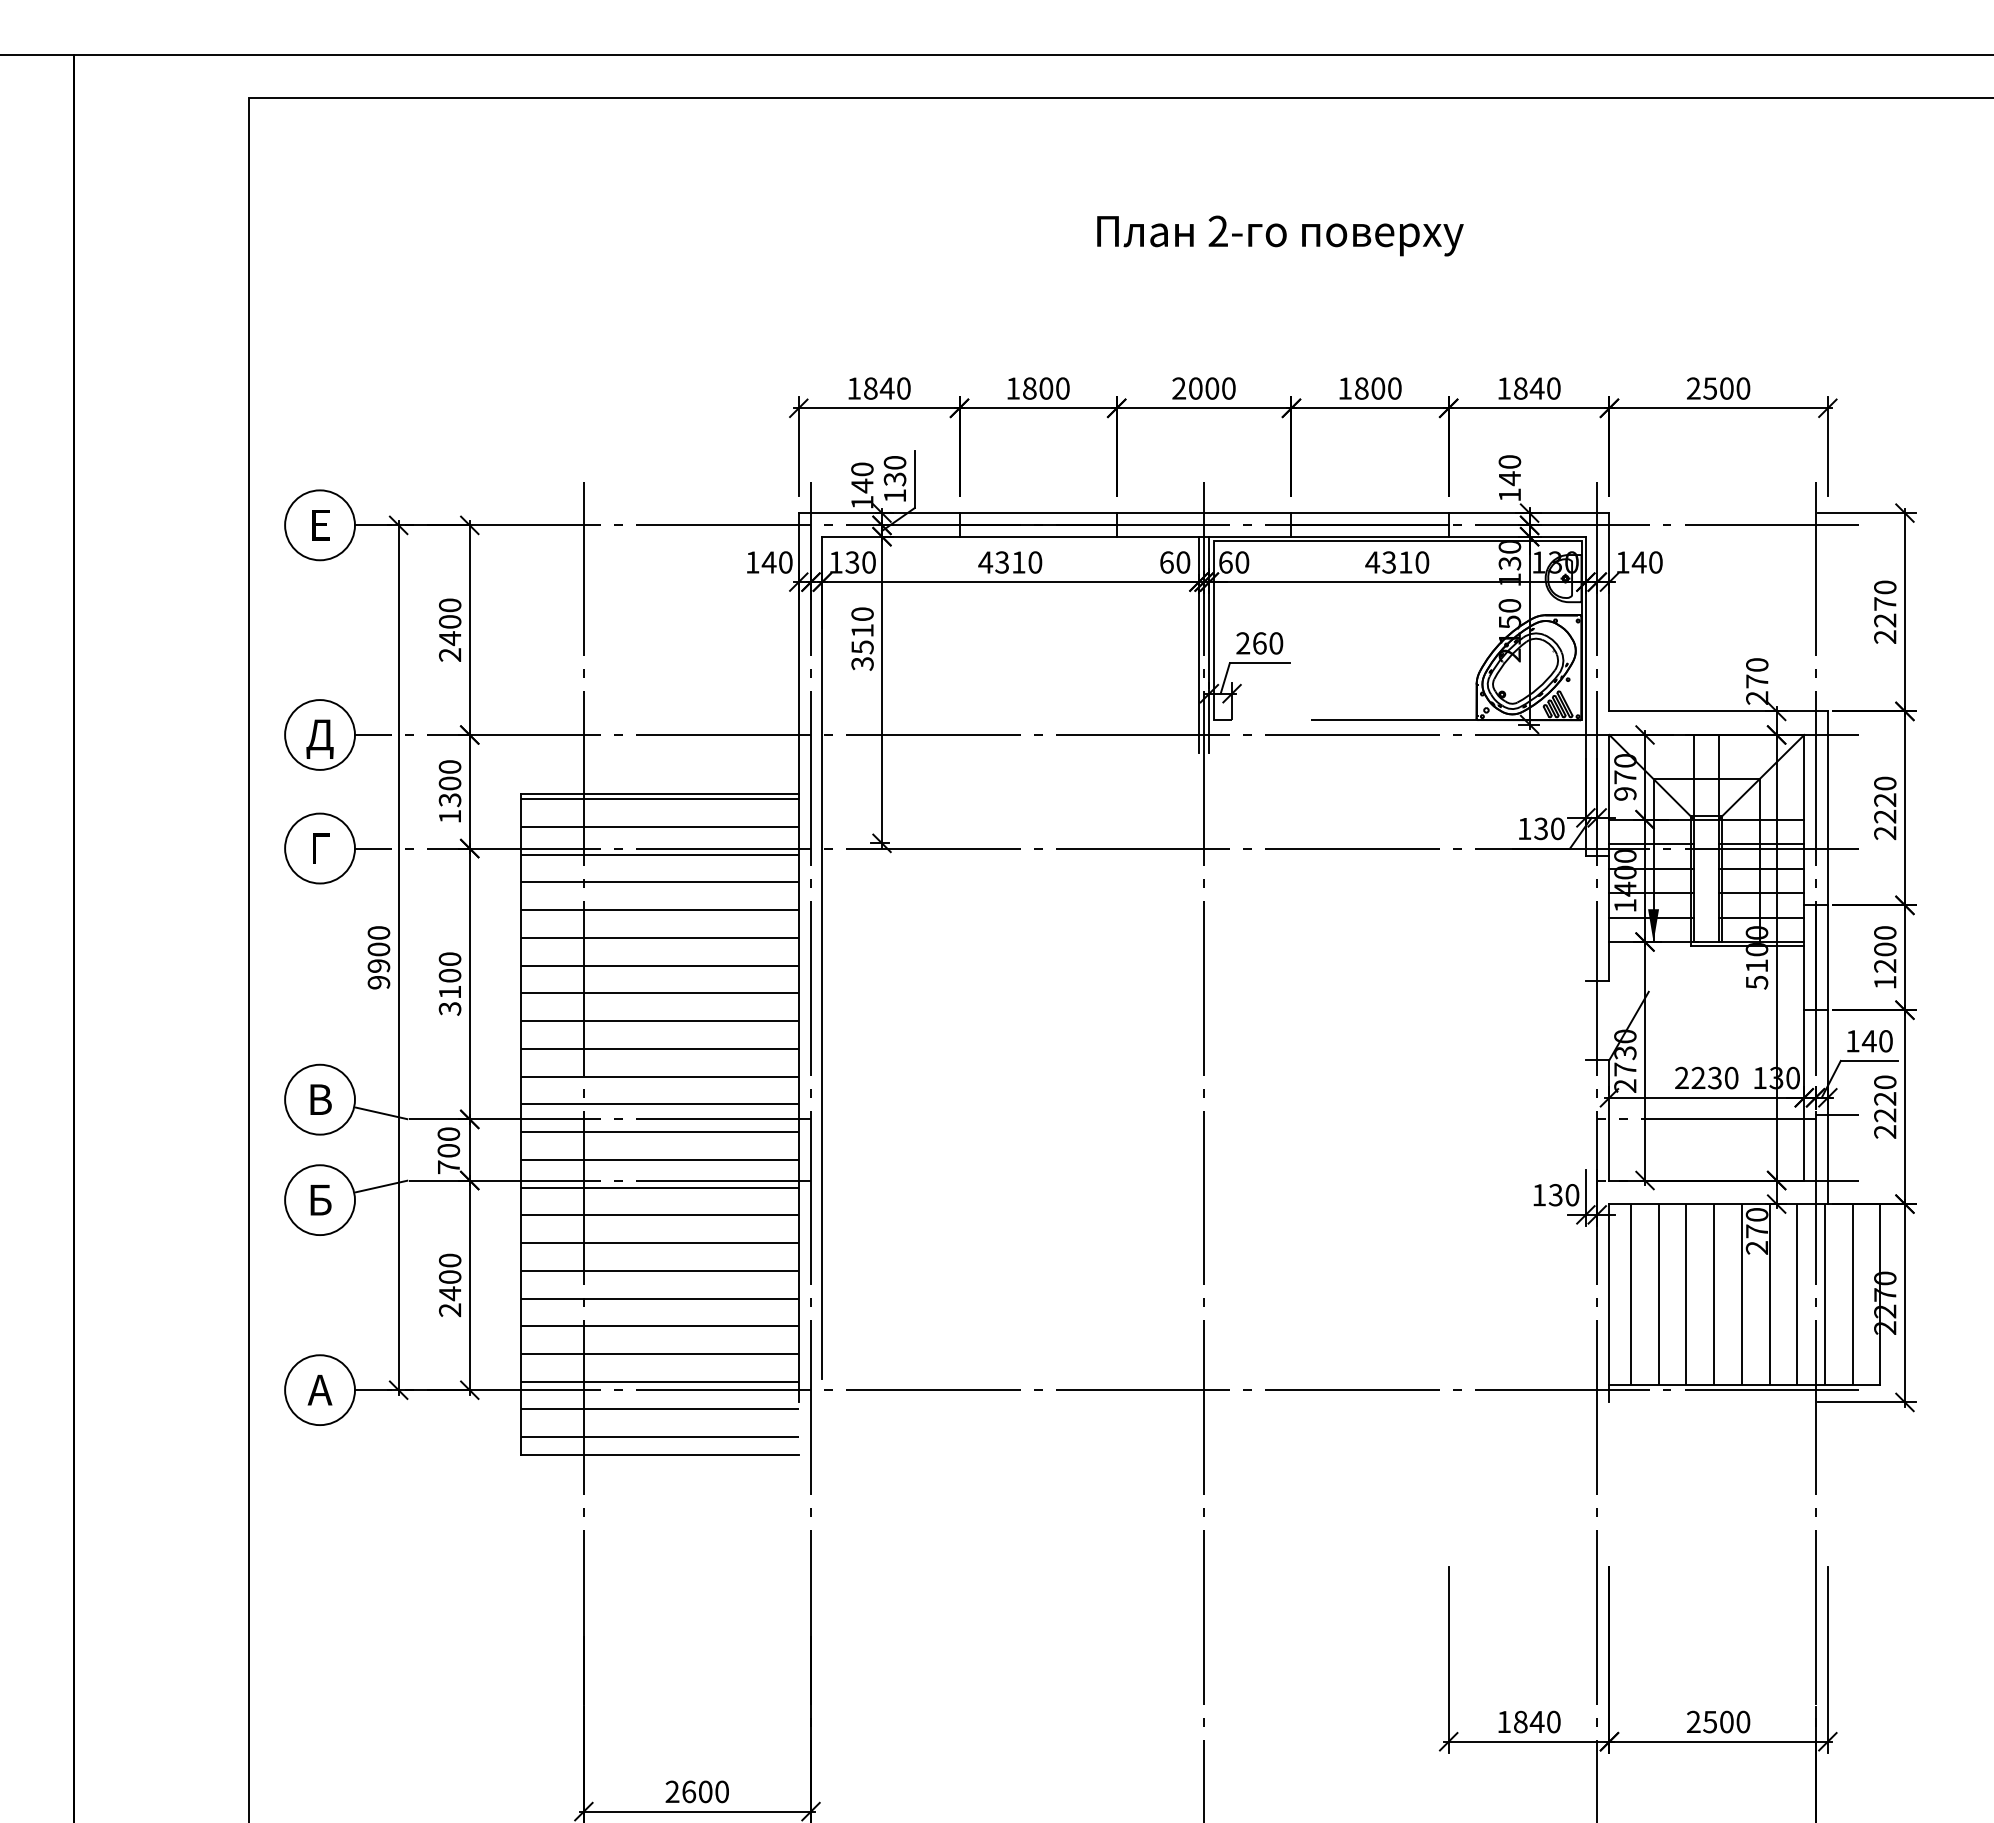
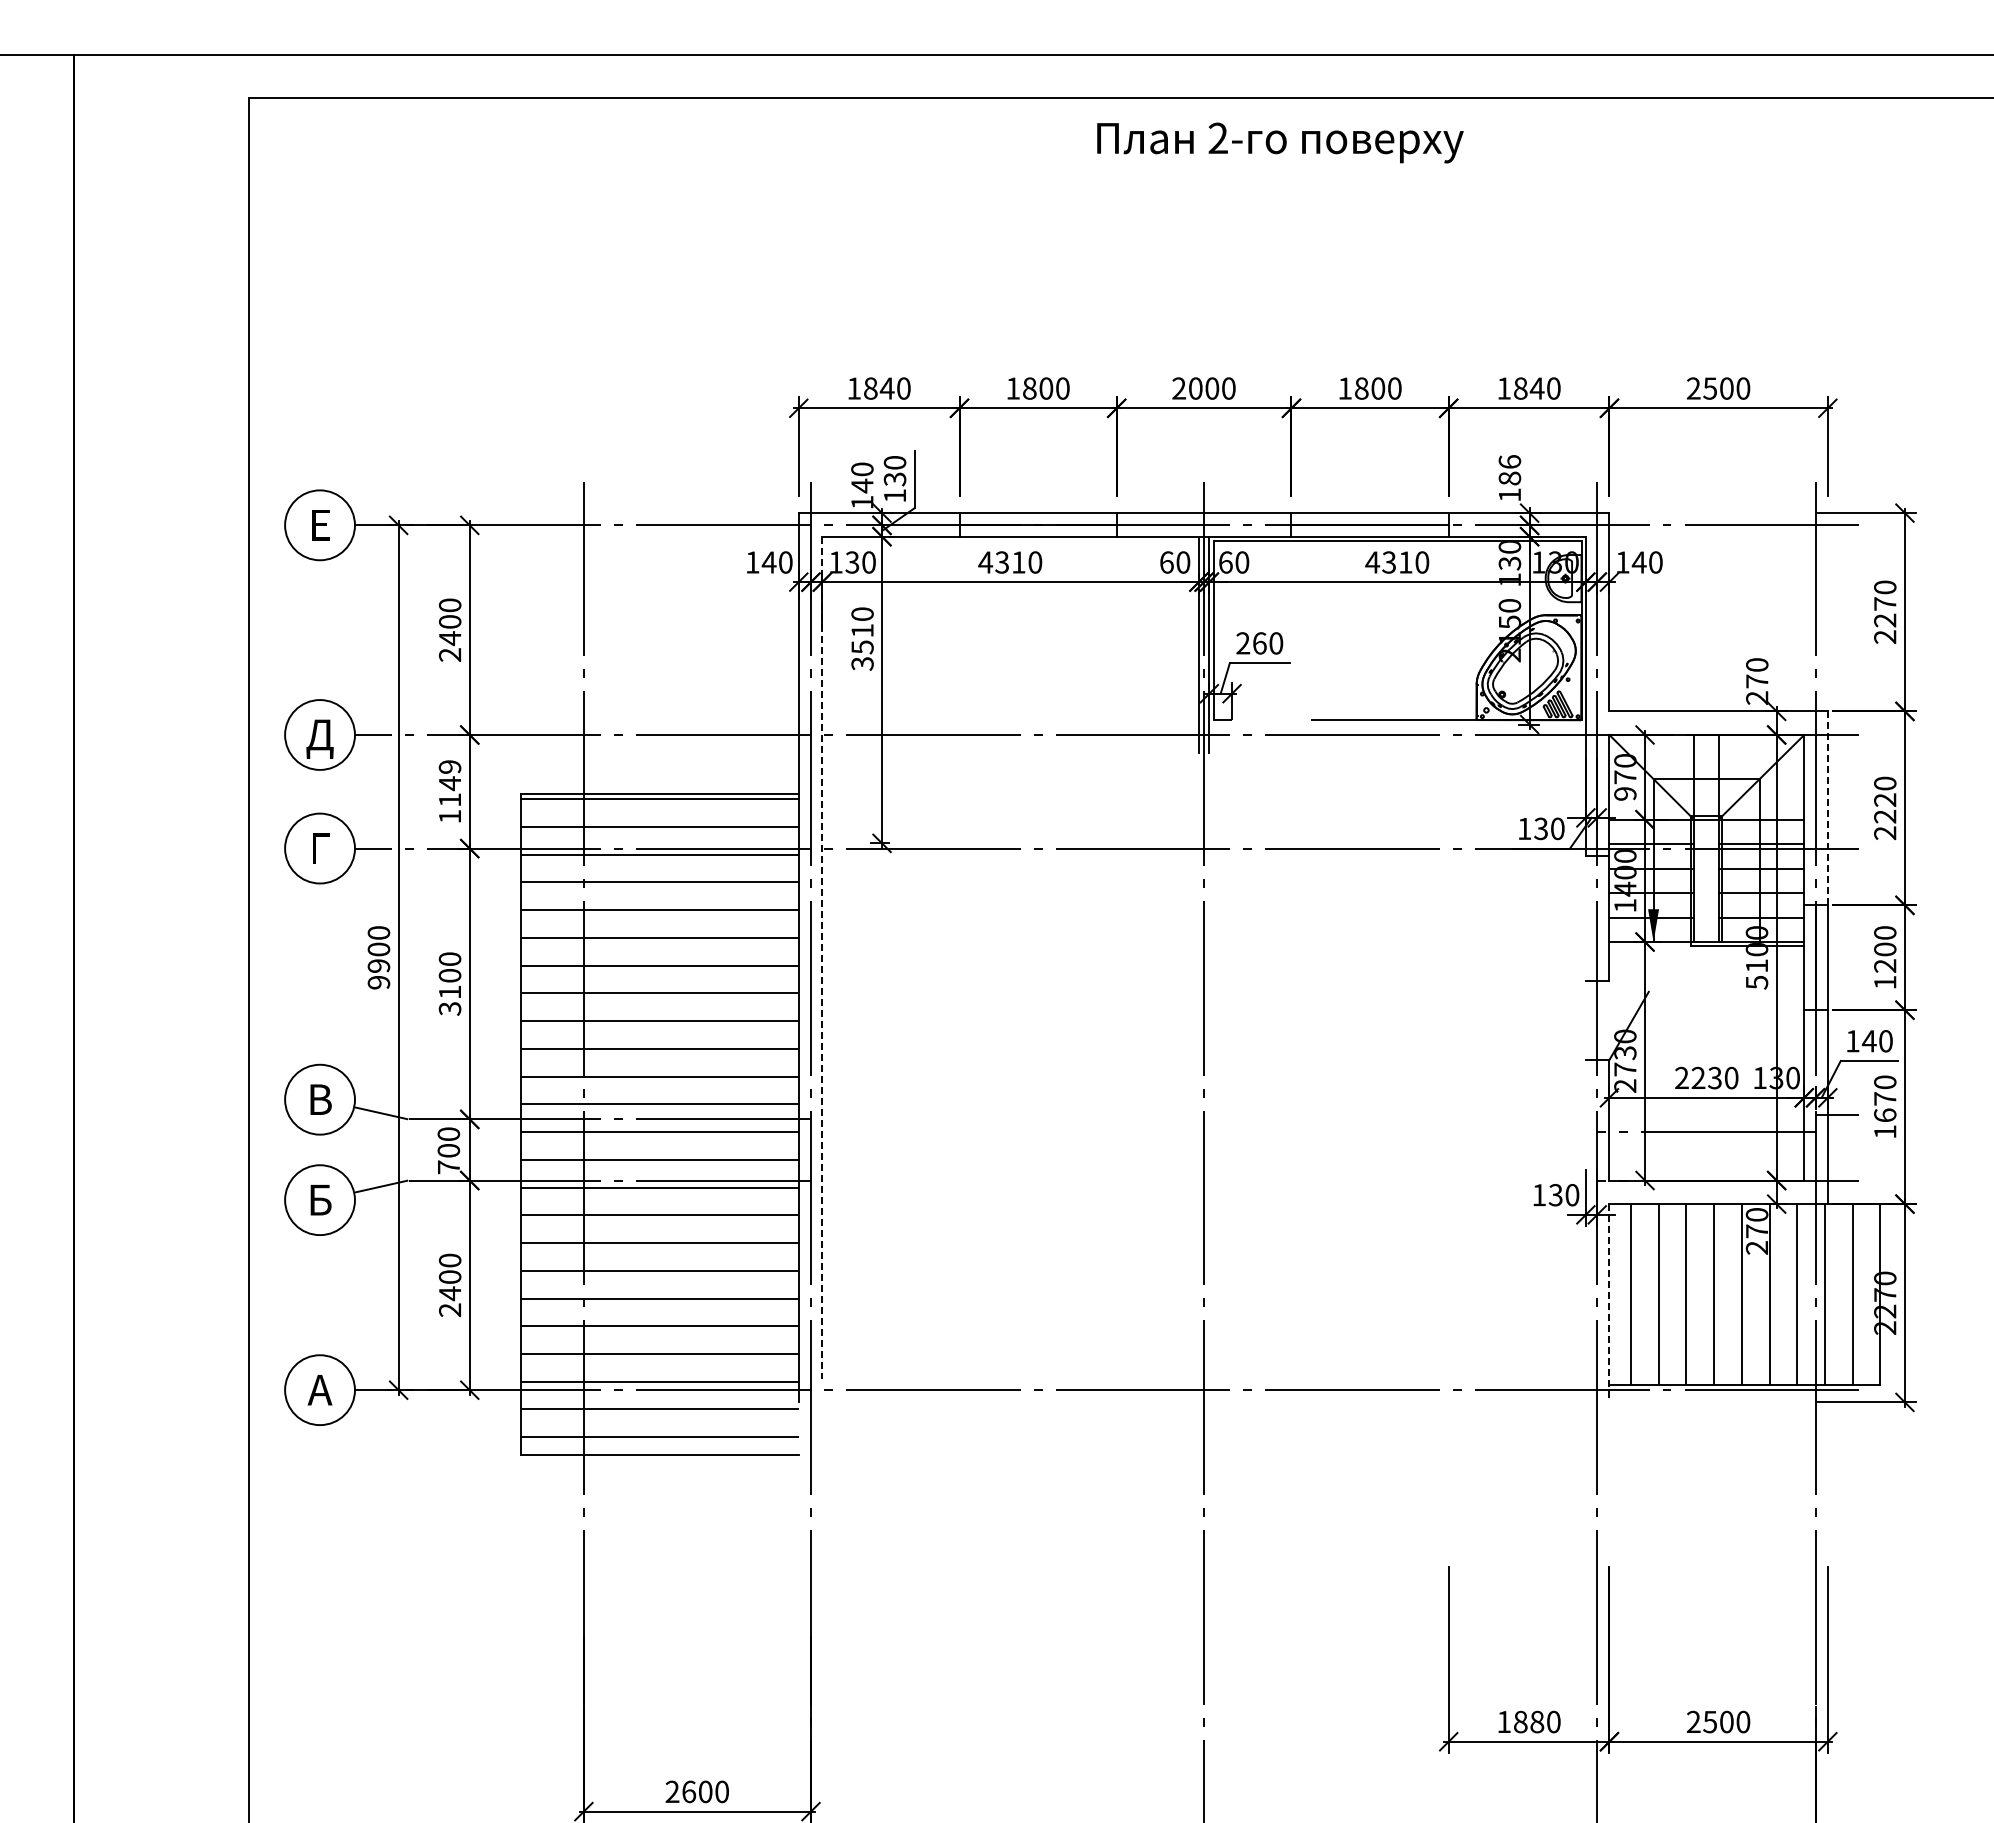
text position: (1280, 235) -> (1280, 142) (1280, 142)
text: 140 -> 186 (1509, 470)
text: 1300 -> 1149 (449, 783)
line: solid -> dashed (1827, 808)
line: solid -> dashed (822, 958)
text: 2220 -> 1670 (1885, 1115)
line position: (1706, 1119) -> (1706, 1132) (1706, 1132)
line: solid -> dashed (1609, 1303)
text: 1840 -> 1880 (1536, 1721)
